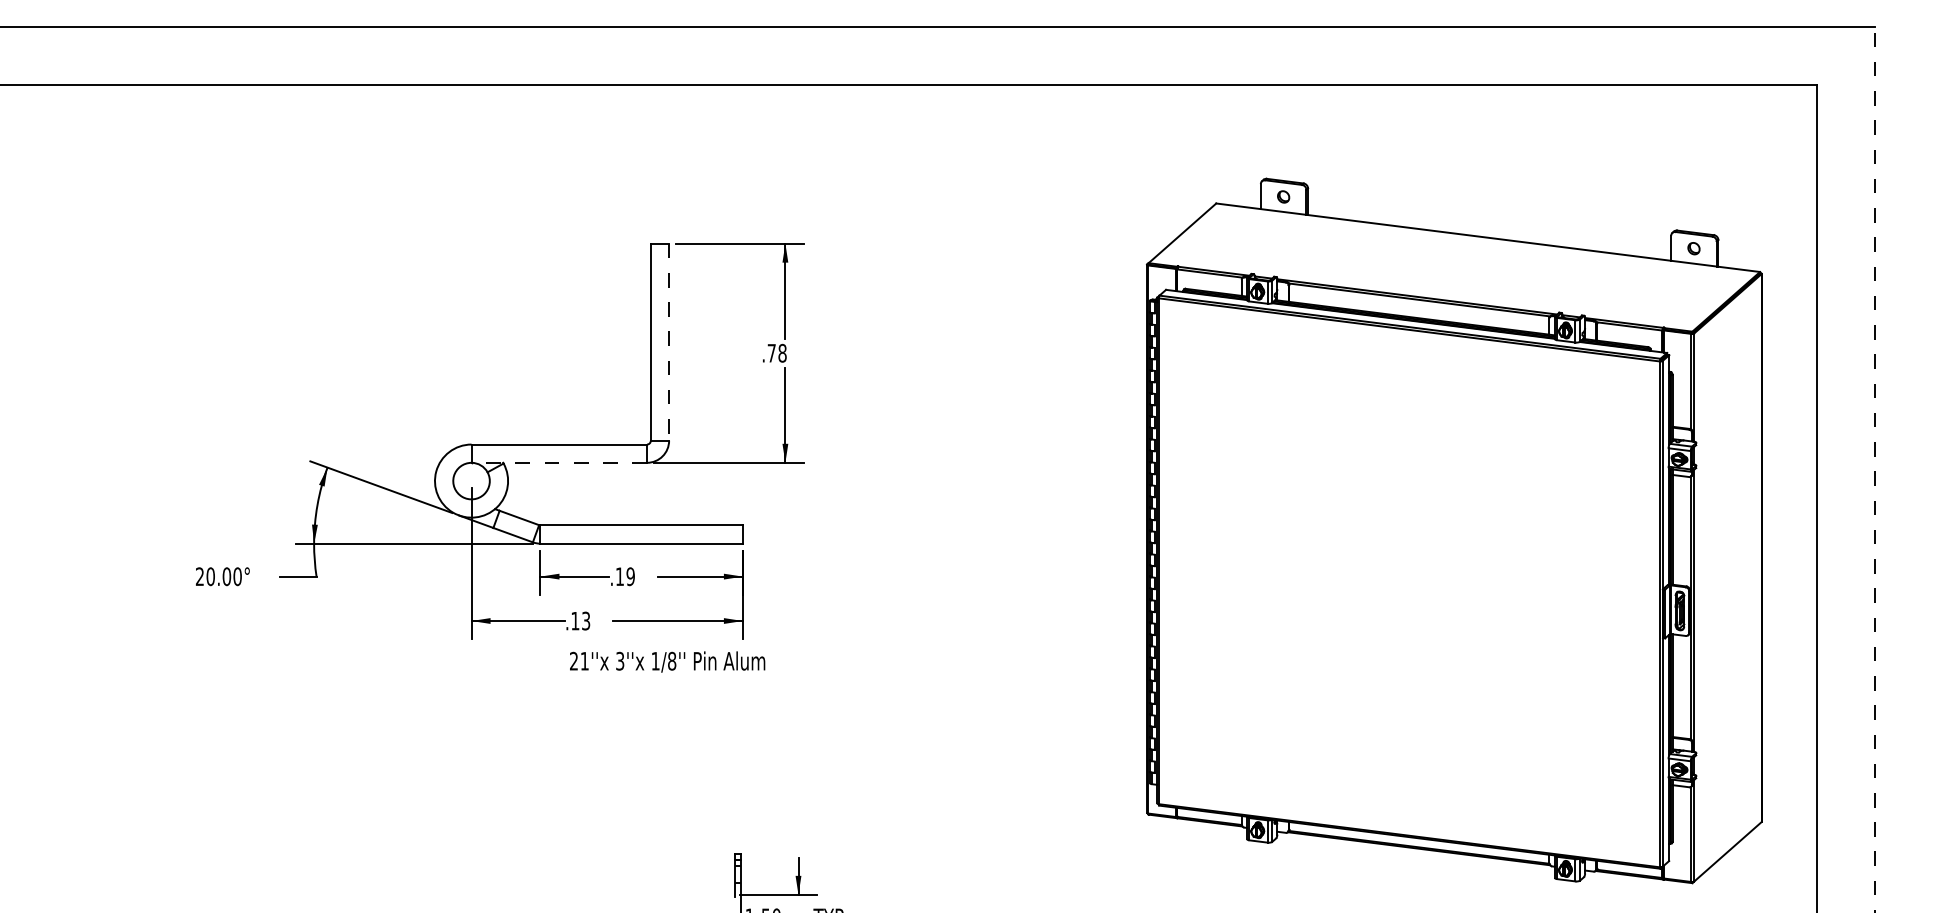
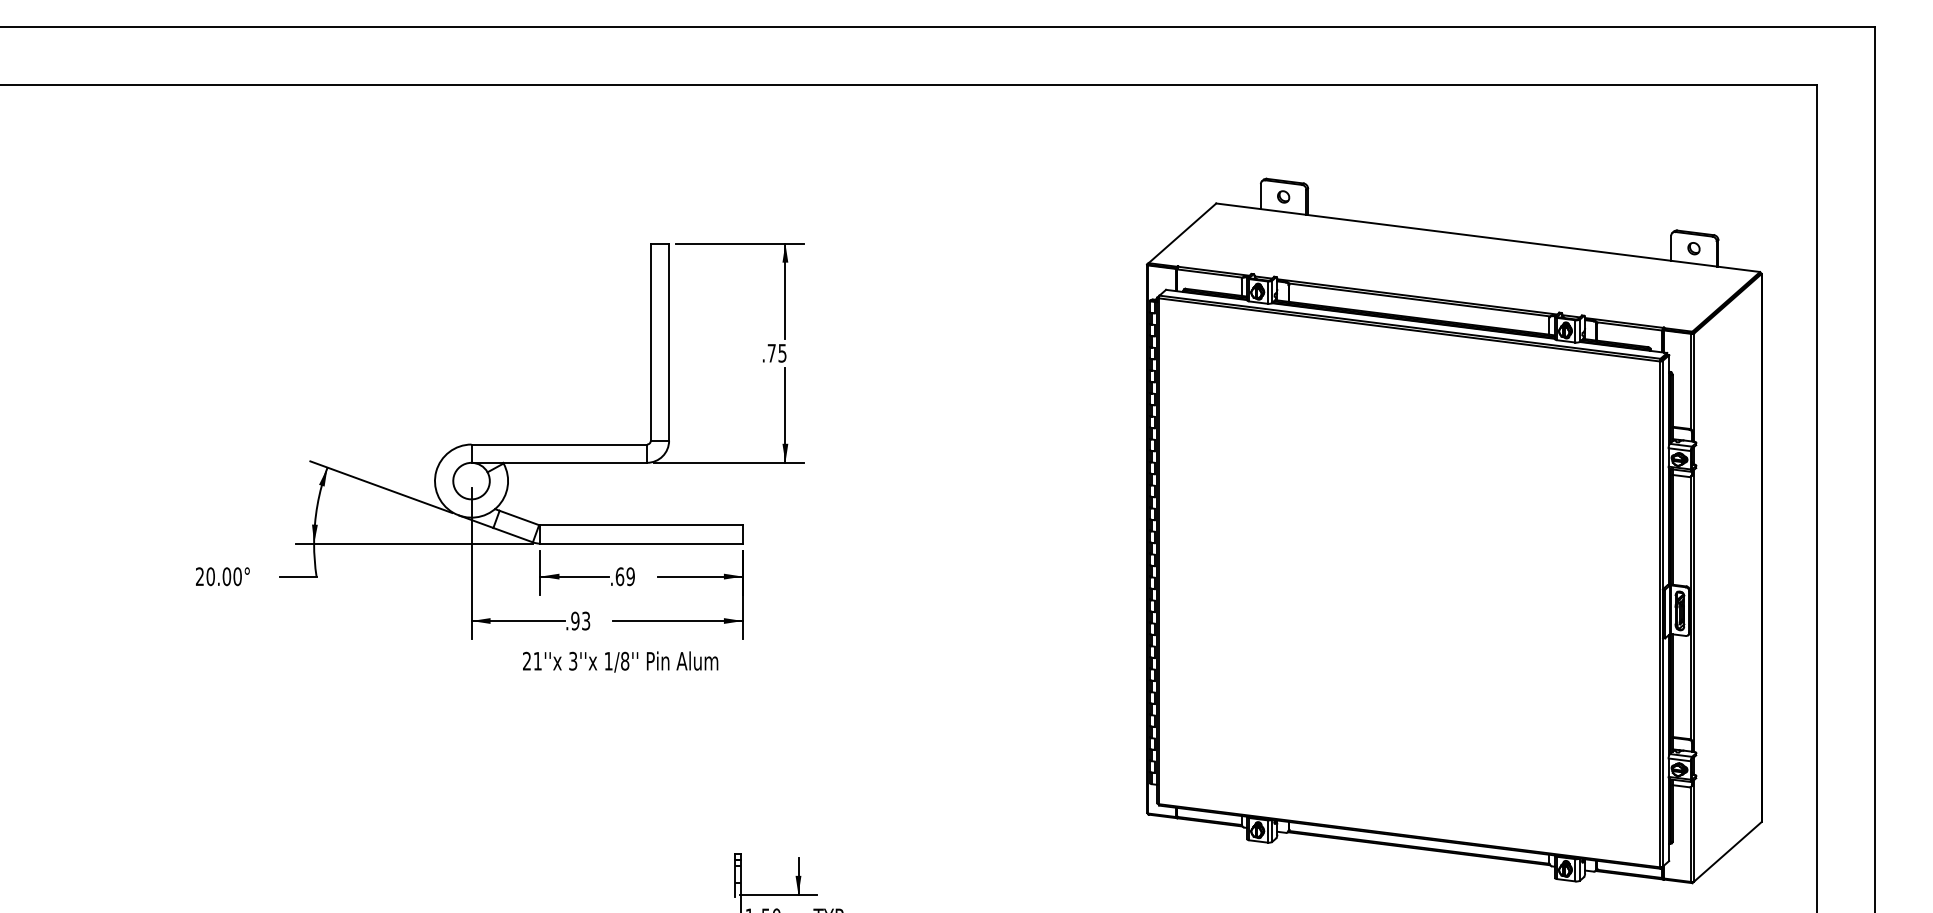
line: dashed -> solid (669, 342)
text: .78 -> .75 (782, 352)
line: dashed -> solid (559, 462)
line: dashed -> solid (1875, 469)
text: .19 -> .69 (619, 576)
text: .13 -> .93 (575, 620)
text position: (667, 661) -> (620, 661) (620, 661)
